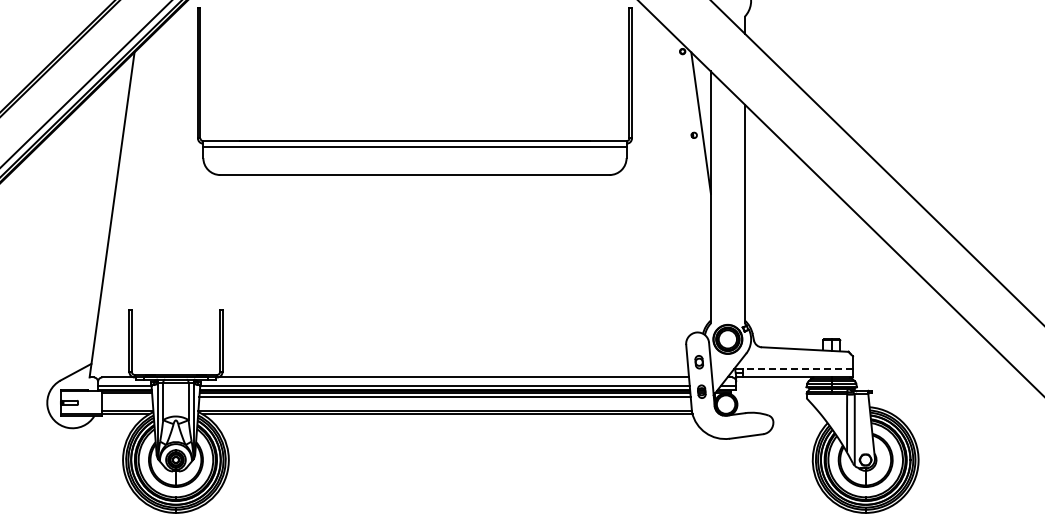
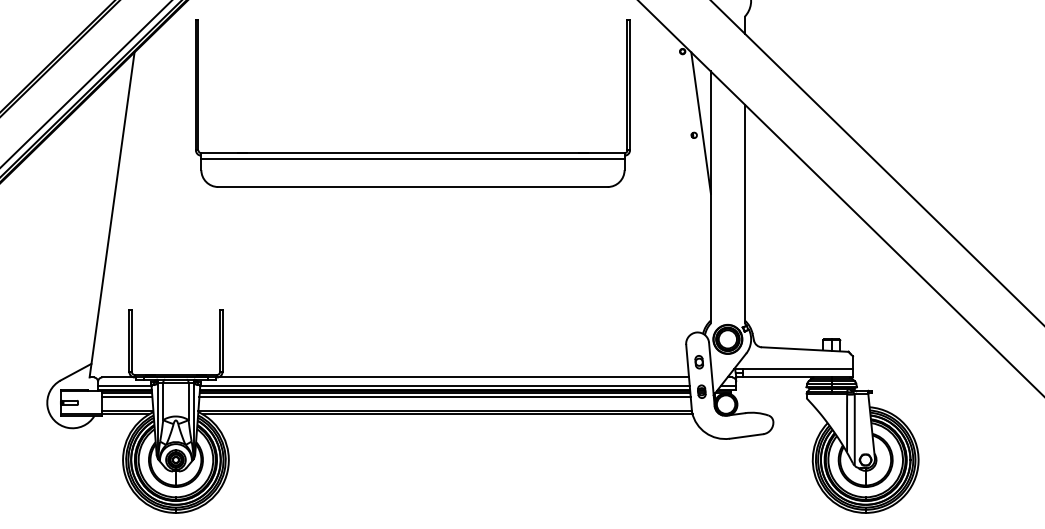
part position: (414, 140) -> (412, 152) (412, 152)
line: dashed -> solid (797, 369)
line: none -> present (126, 396)
